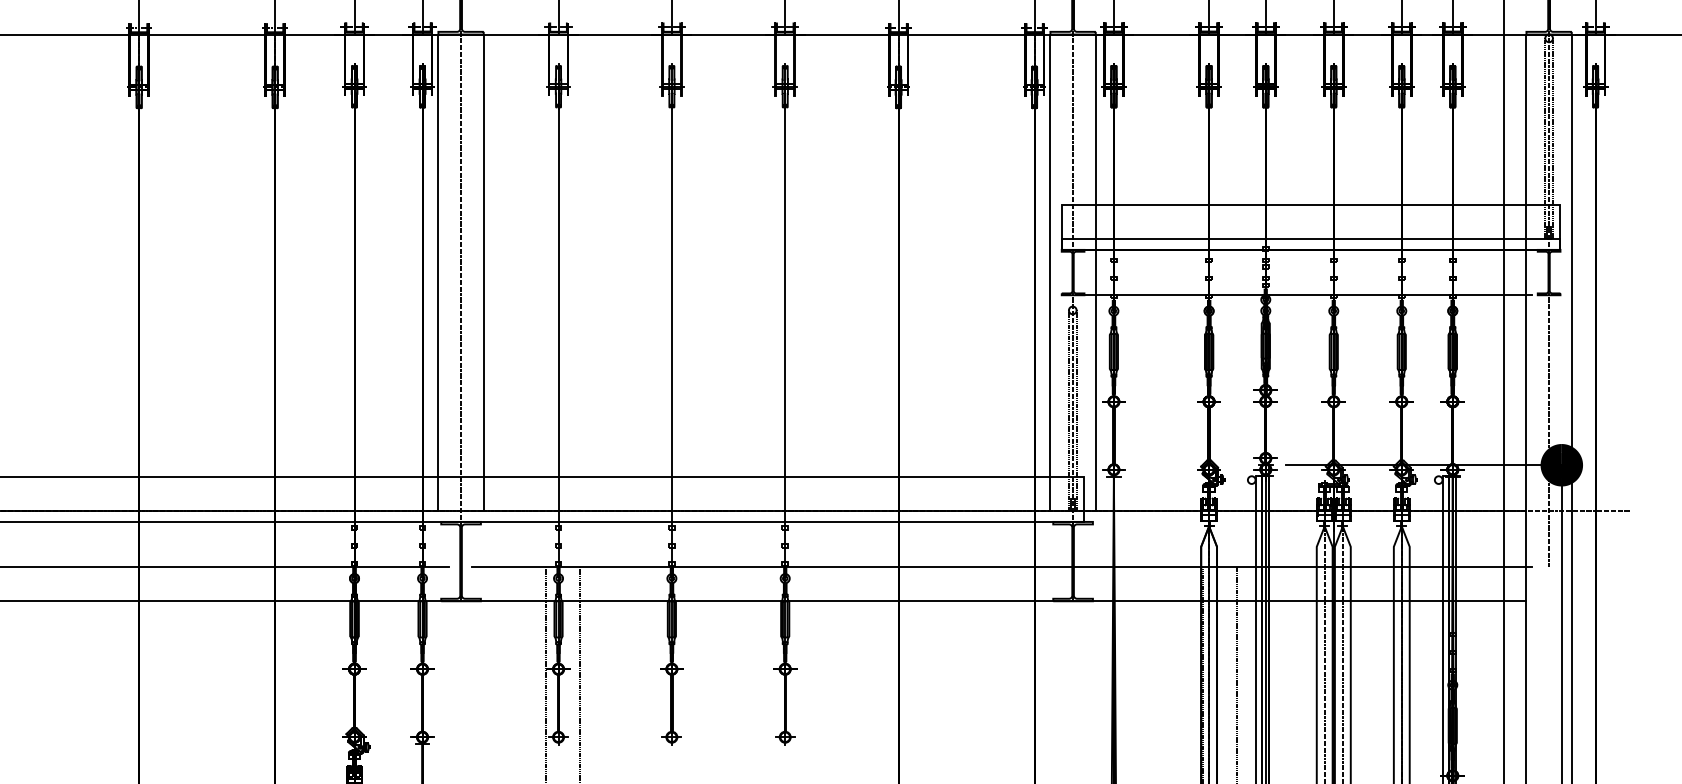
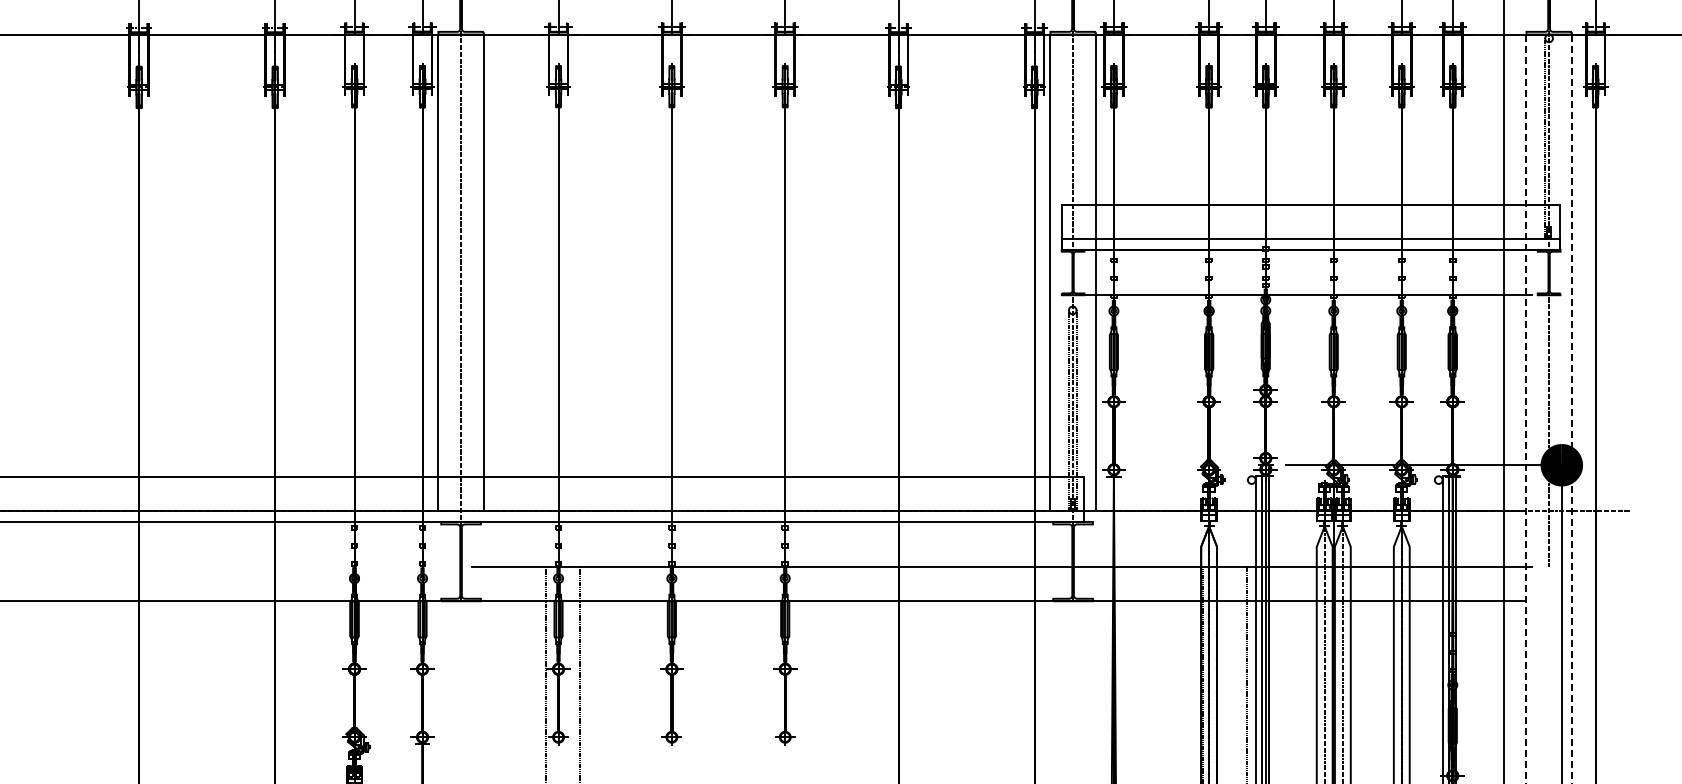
line: present -> none (1552, 138)
line: solid -> dashed (1526, 409)
line: solid -> dashed (1571, 409)
line: present -> none (225, 567)
line position: (1237, 673) -> (1247, 673) (1247, 673)
